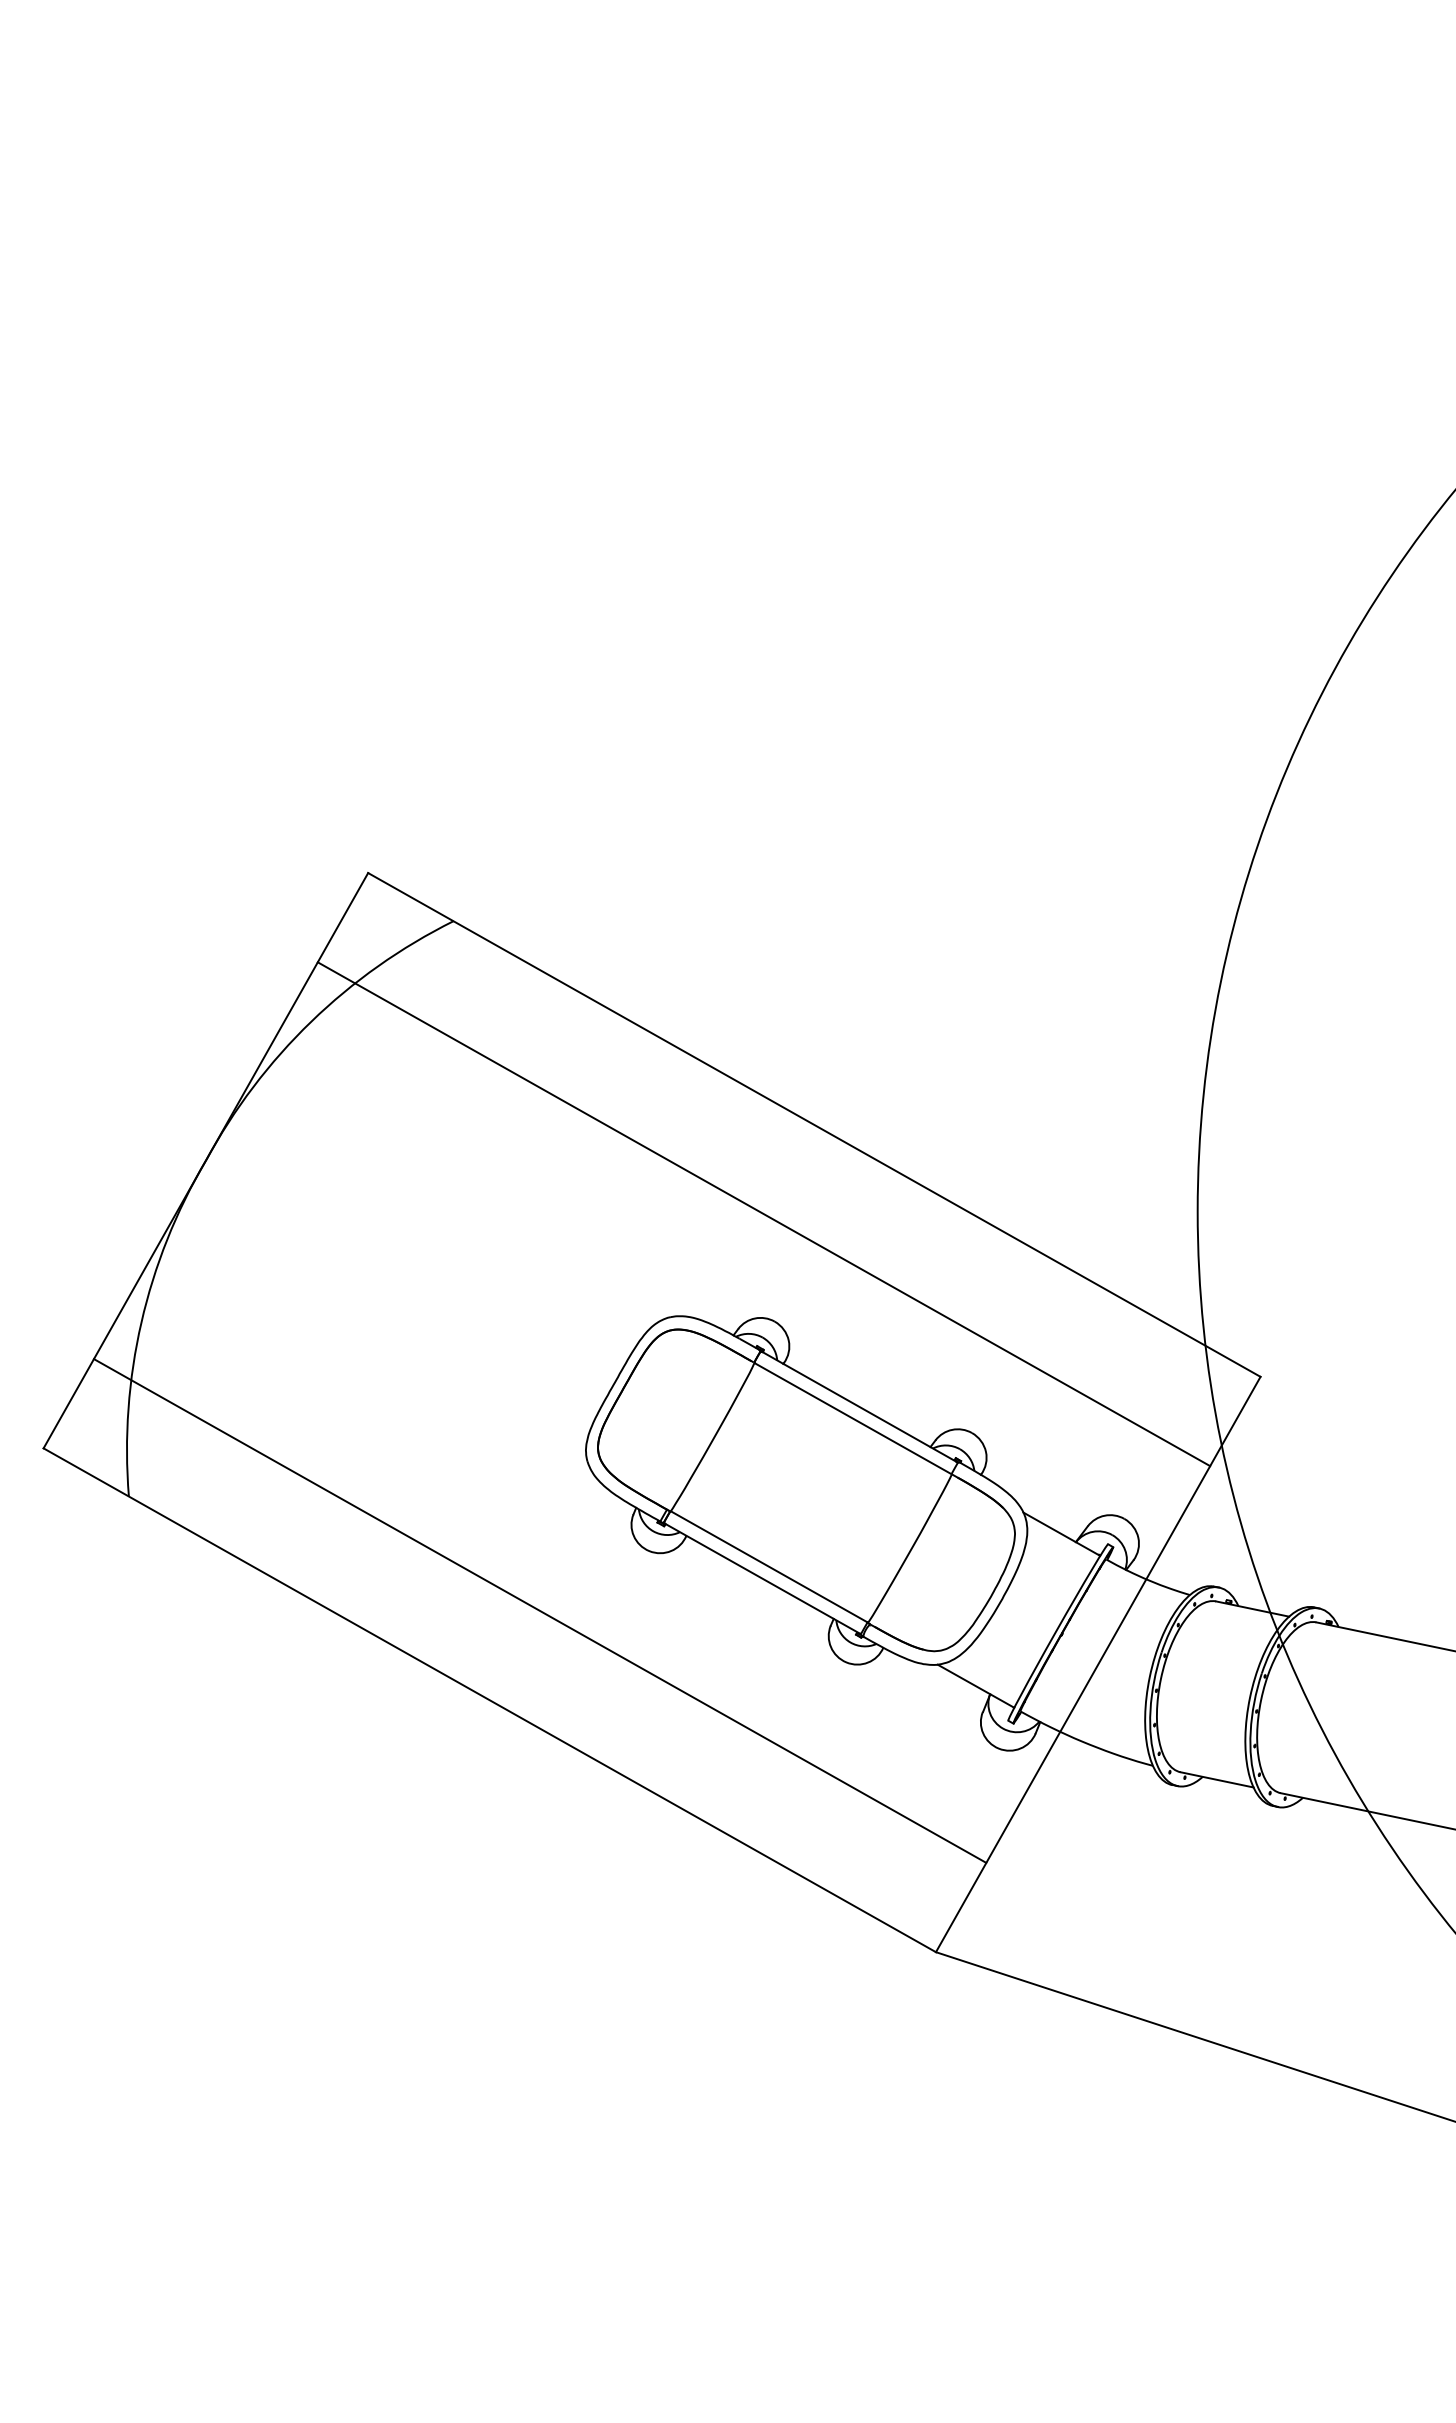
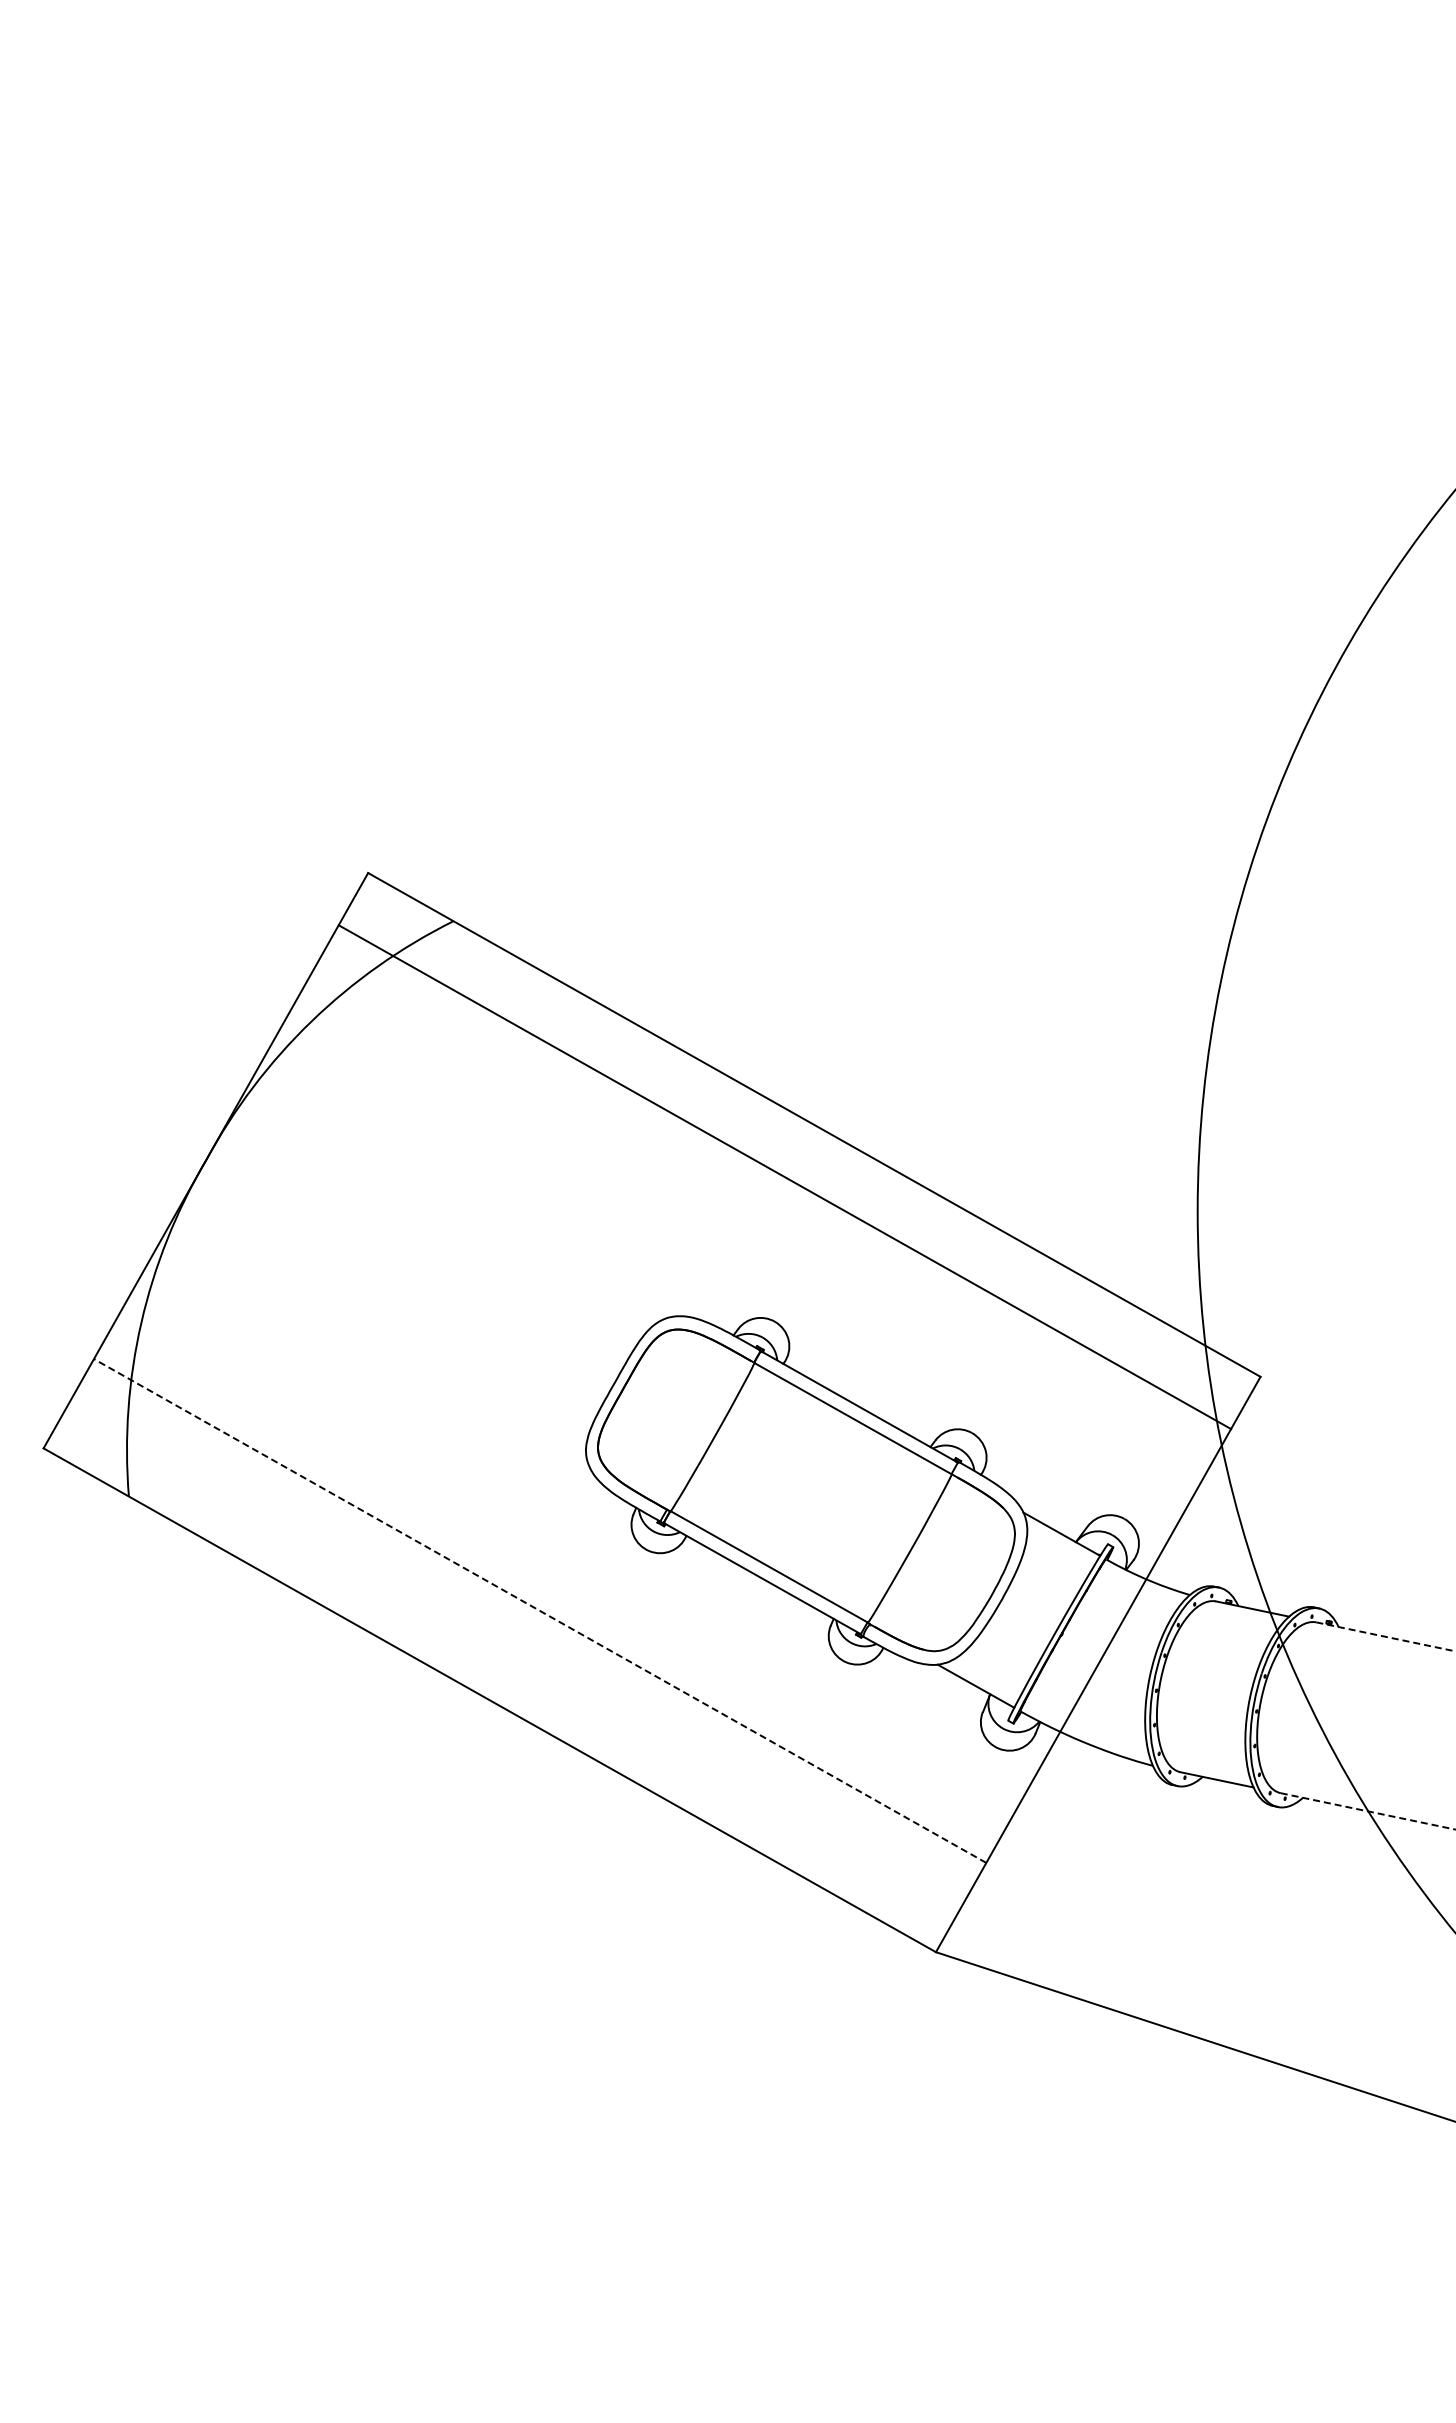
line position: (763, 1214) -> (784, 1177) (784, 1177)
line: solid -> dashed (539, 1610)
line: solid -> dashed (1385, 1636)
line: solid -> dashed (1368, 1811)
